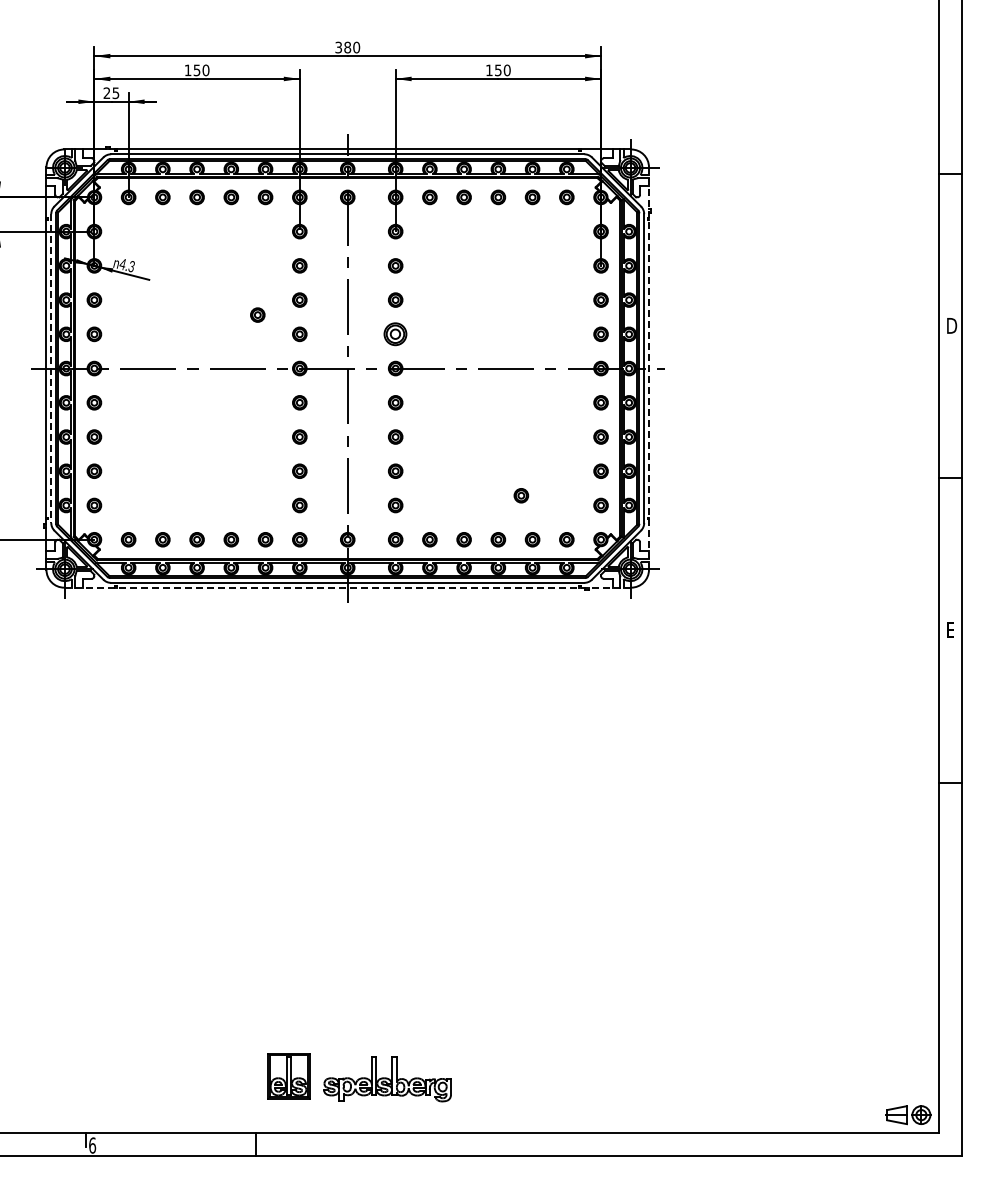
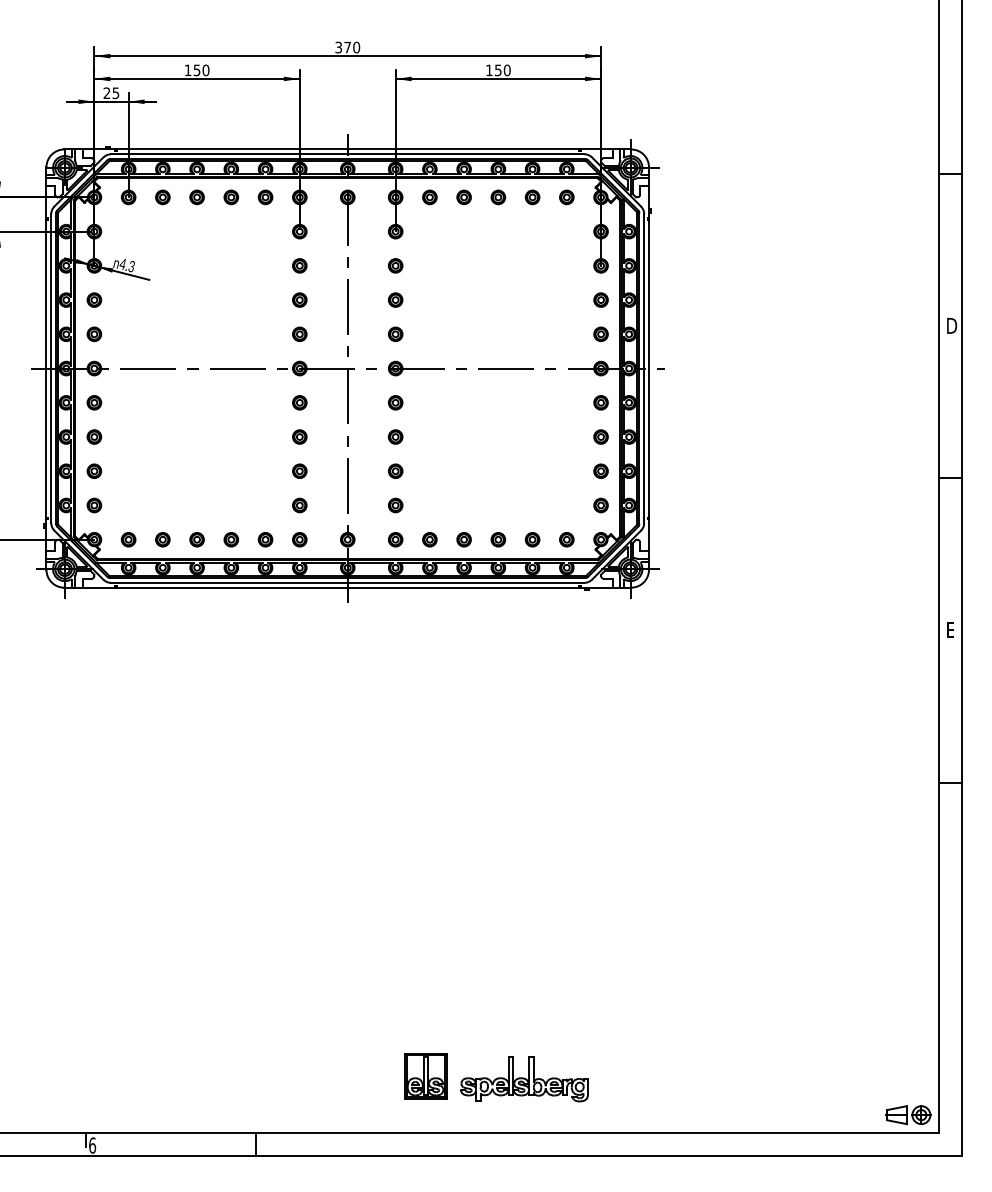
text: 380 -> 370 (347, 47)
part: present -> none (257, 314)
part size: 25x25 px -> 16x17 px (395, 334)
line: dashed -> solid (649, 368)
line: dashed -> solid (51, 369)
part: present -> none (521, 495)
line: dashed -> solid (348, 587)
part position: (359, 1077) -> (496, 1077) (496, 1077)
